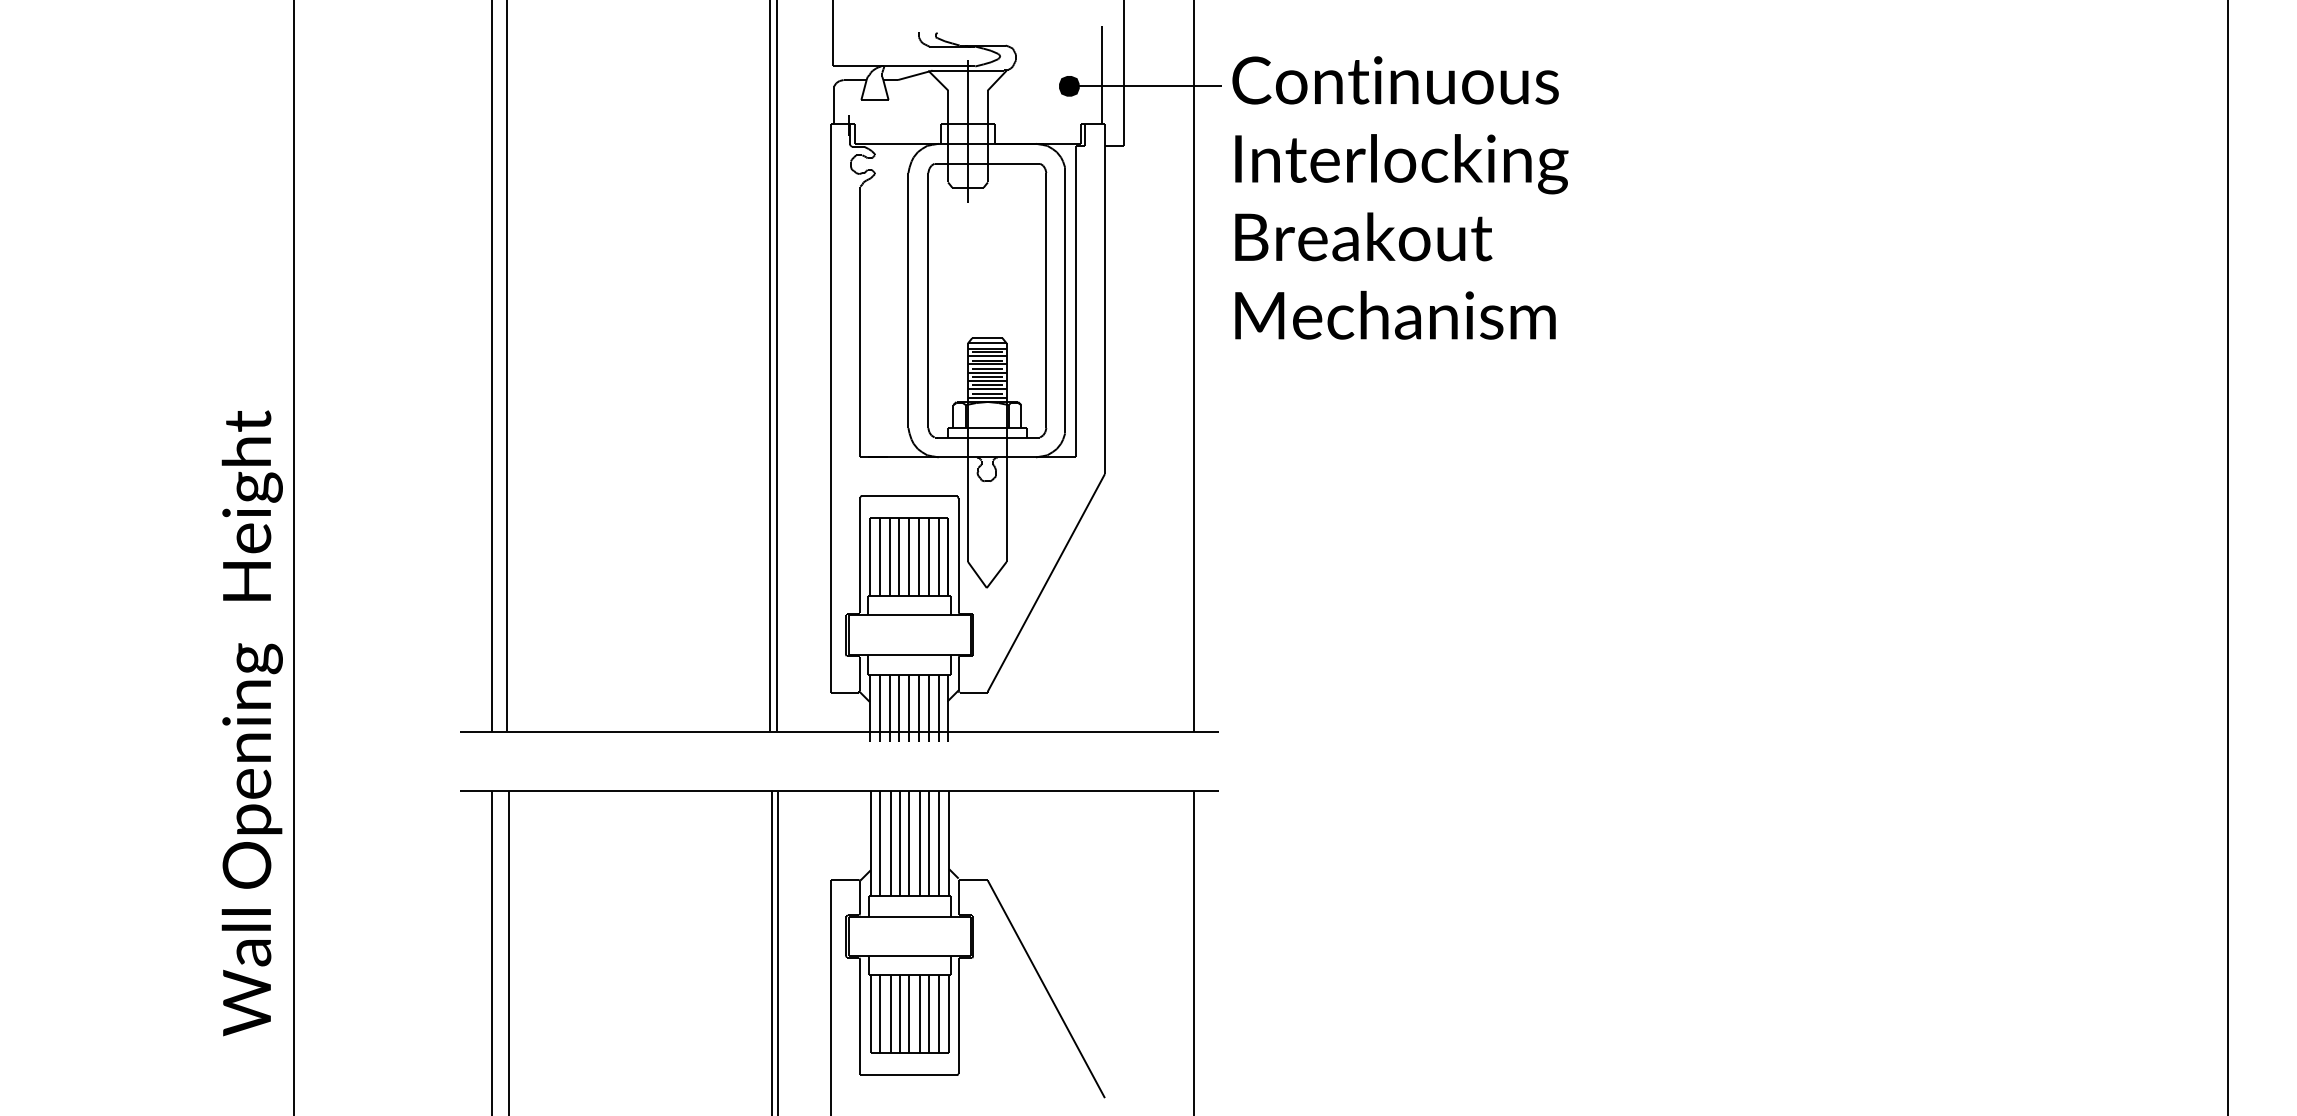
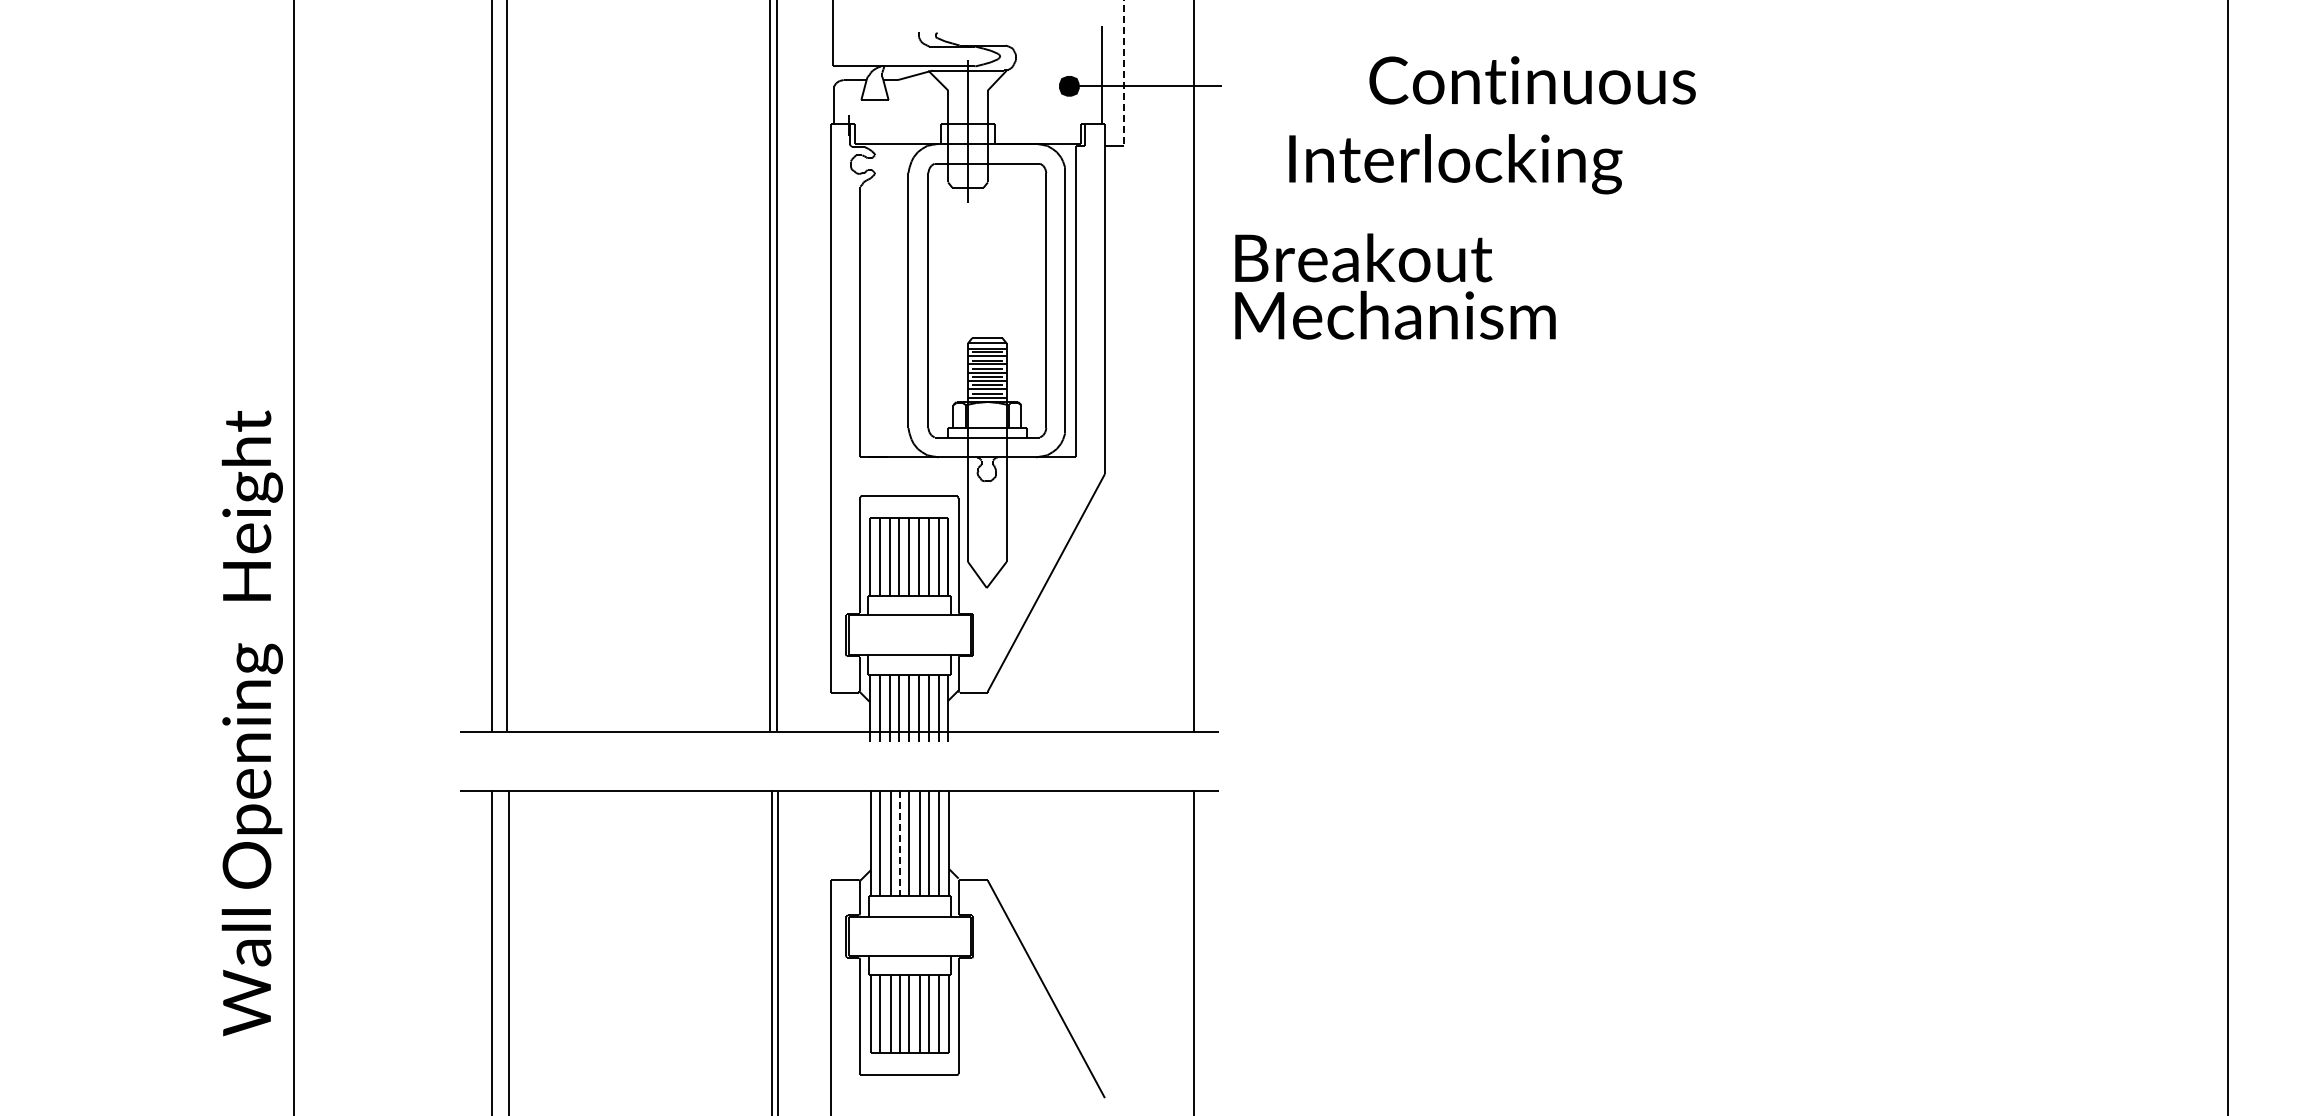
line: solid -> dashed (1123, 73)
text position: (1395, 80) -> (1532, 80) (1532, 80)
text position: (1401, 164) -> (1455, 164) (1455, 164)
text position: (1363, 236) -> (1363, 257) (1363, 257)
line: solid -> dashed (900, 843)
